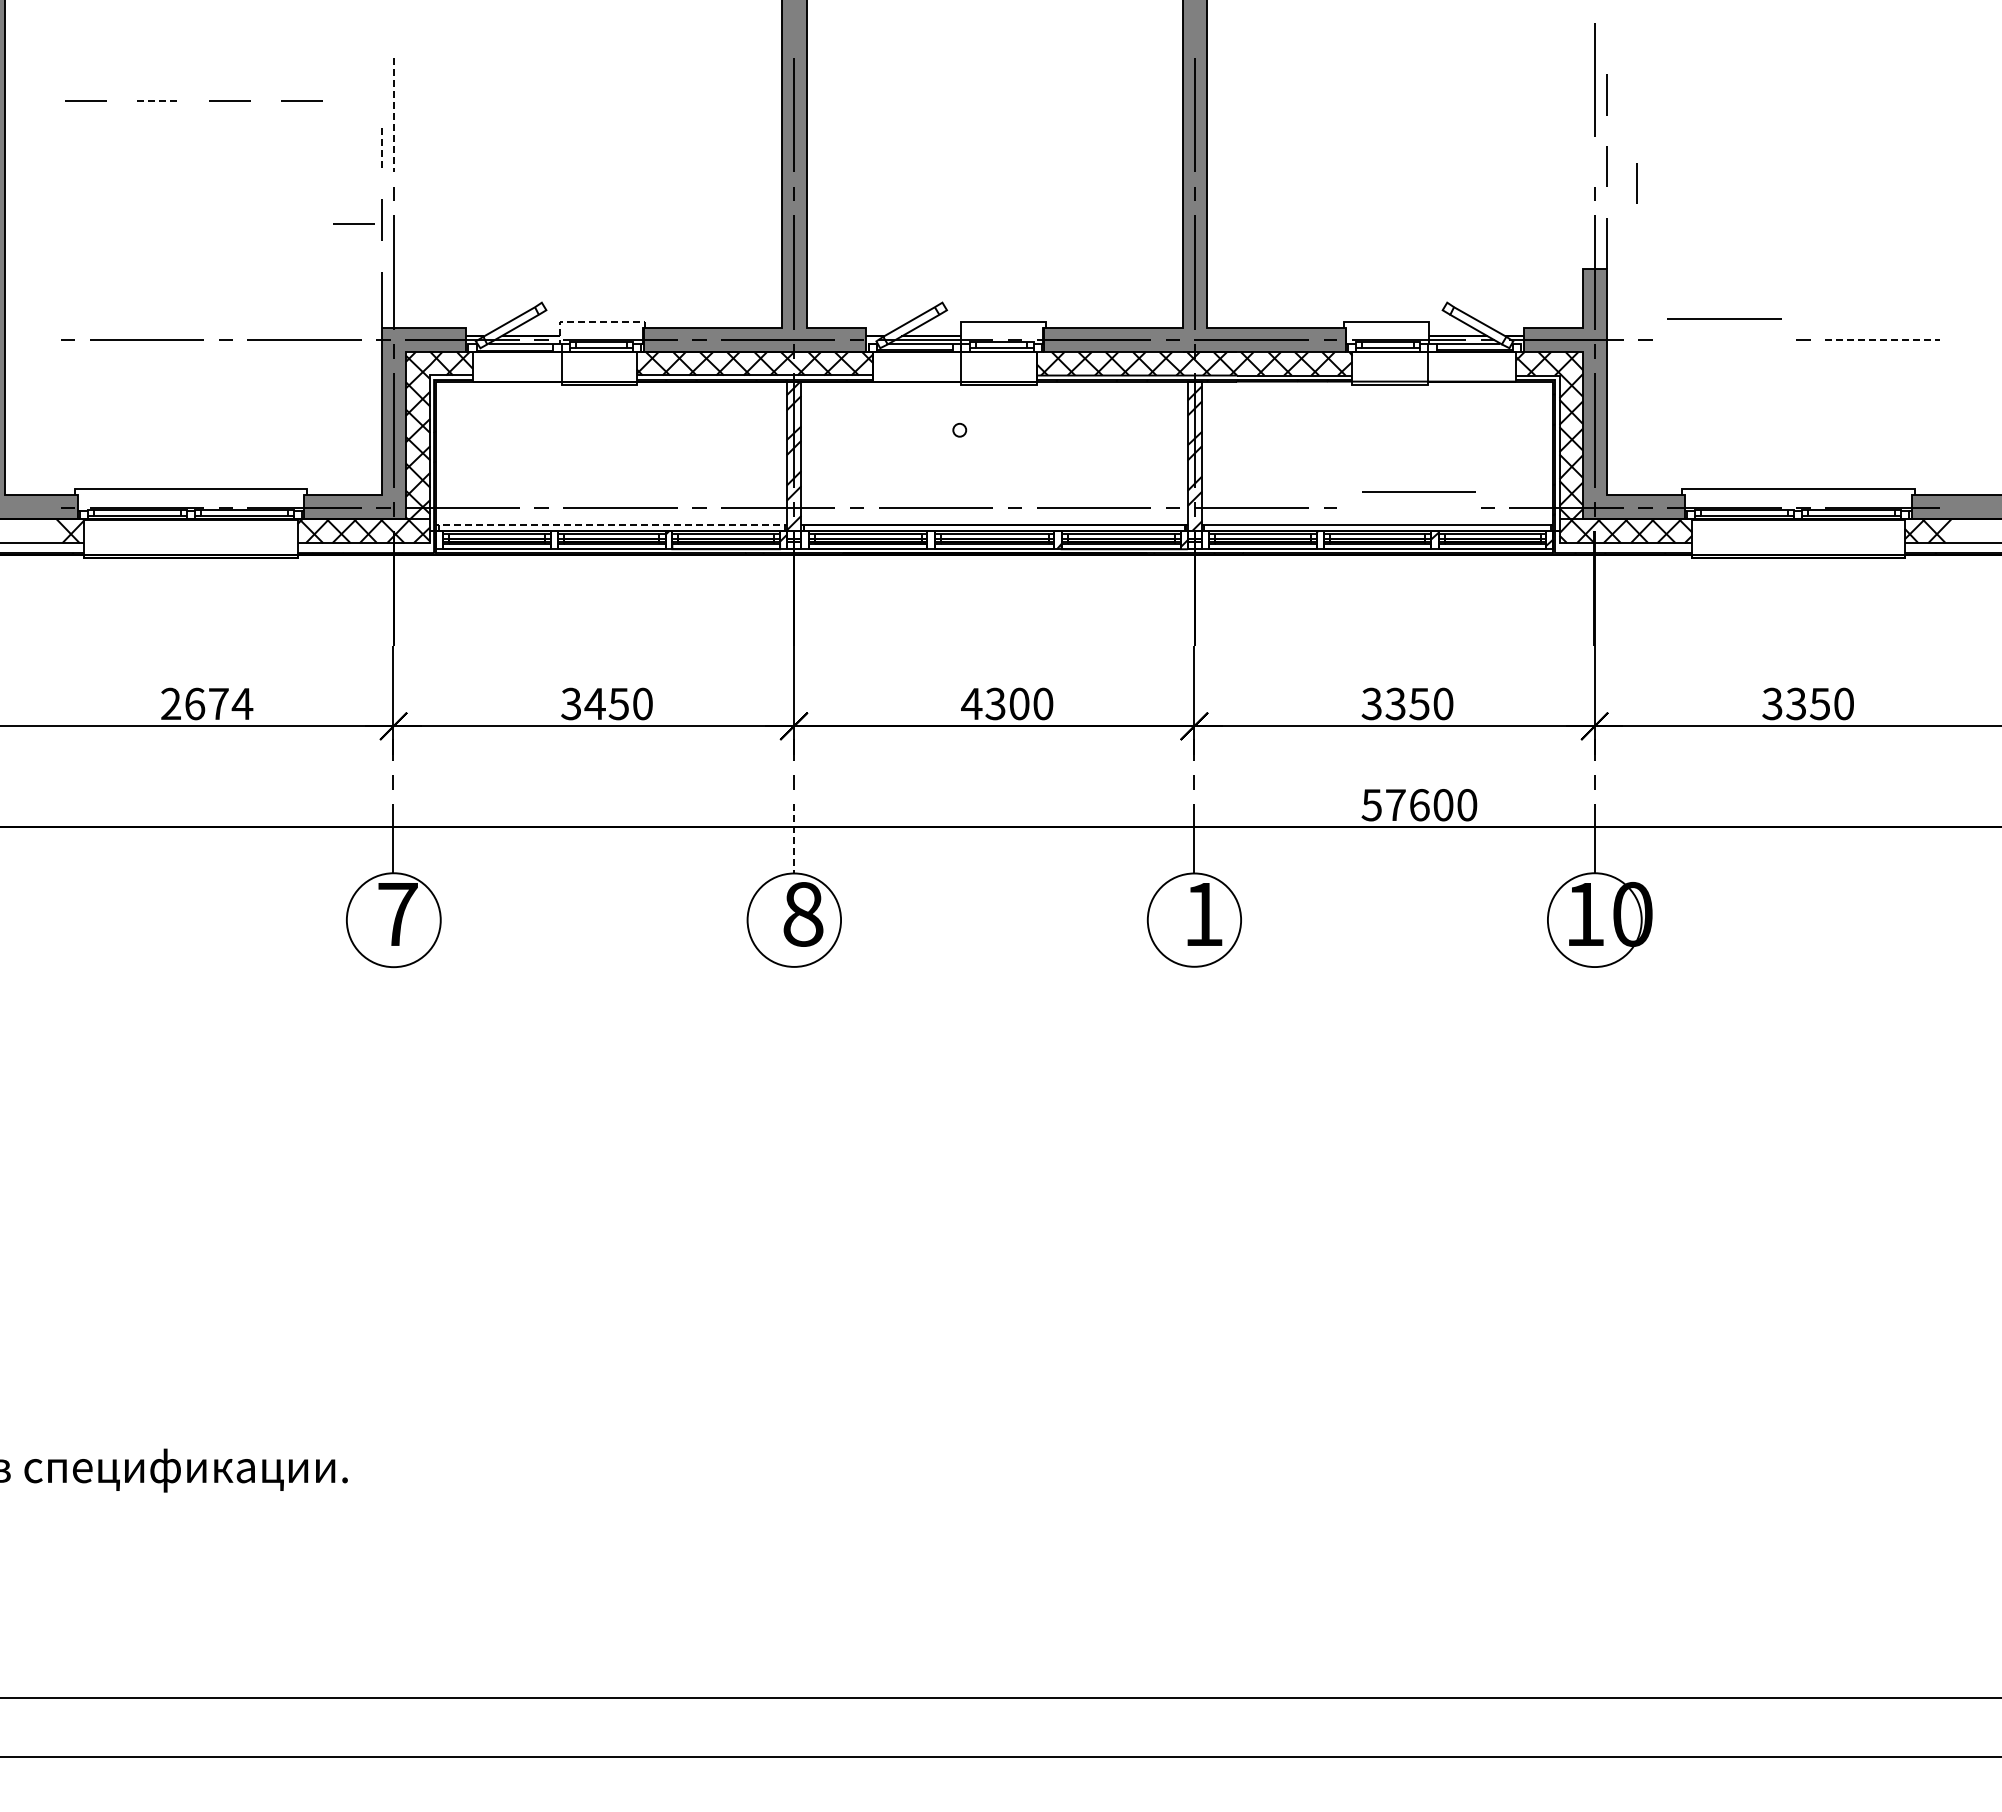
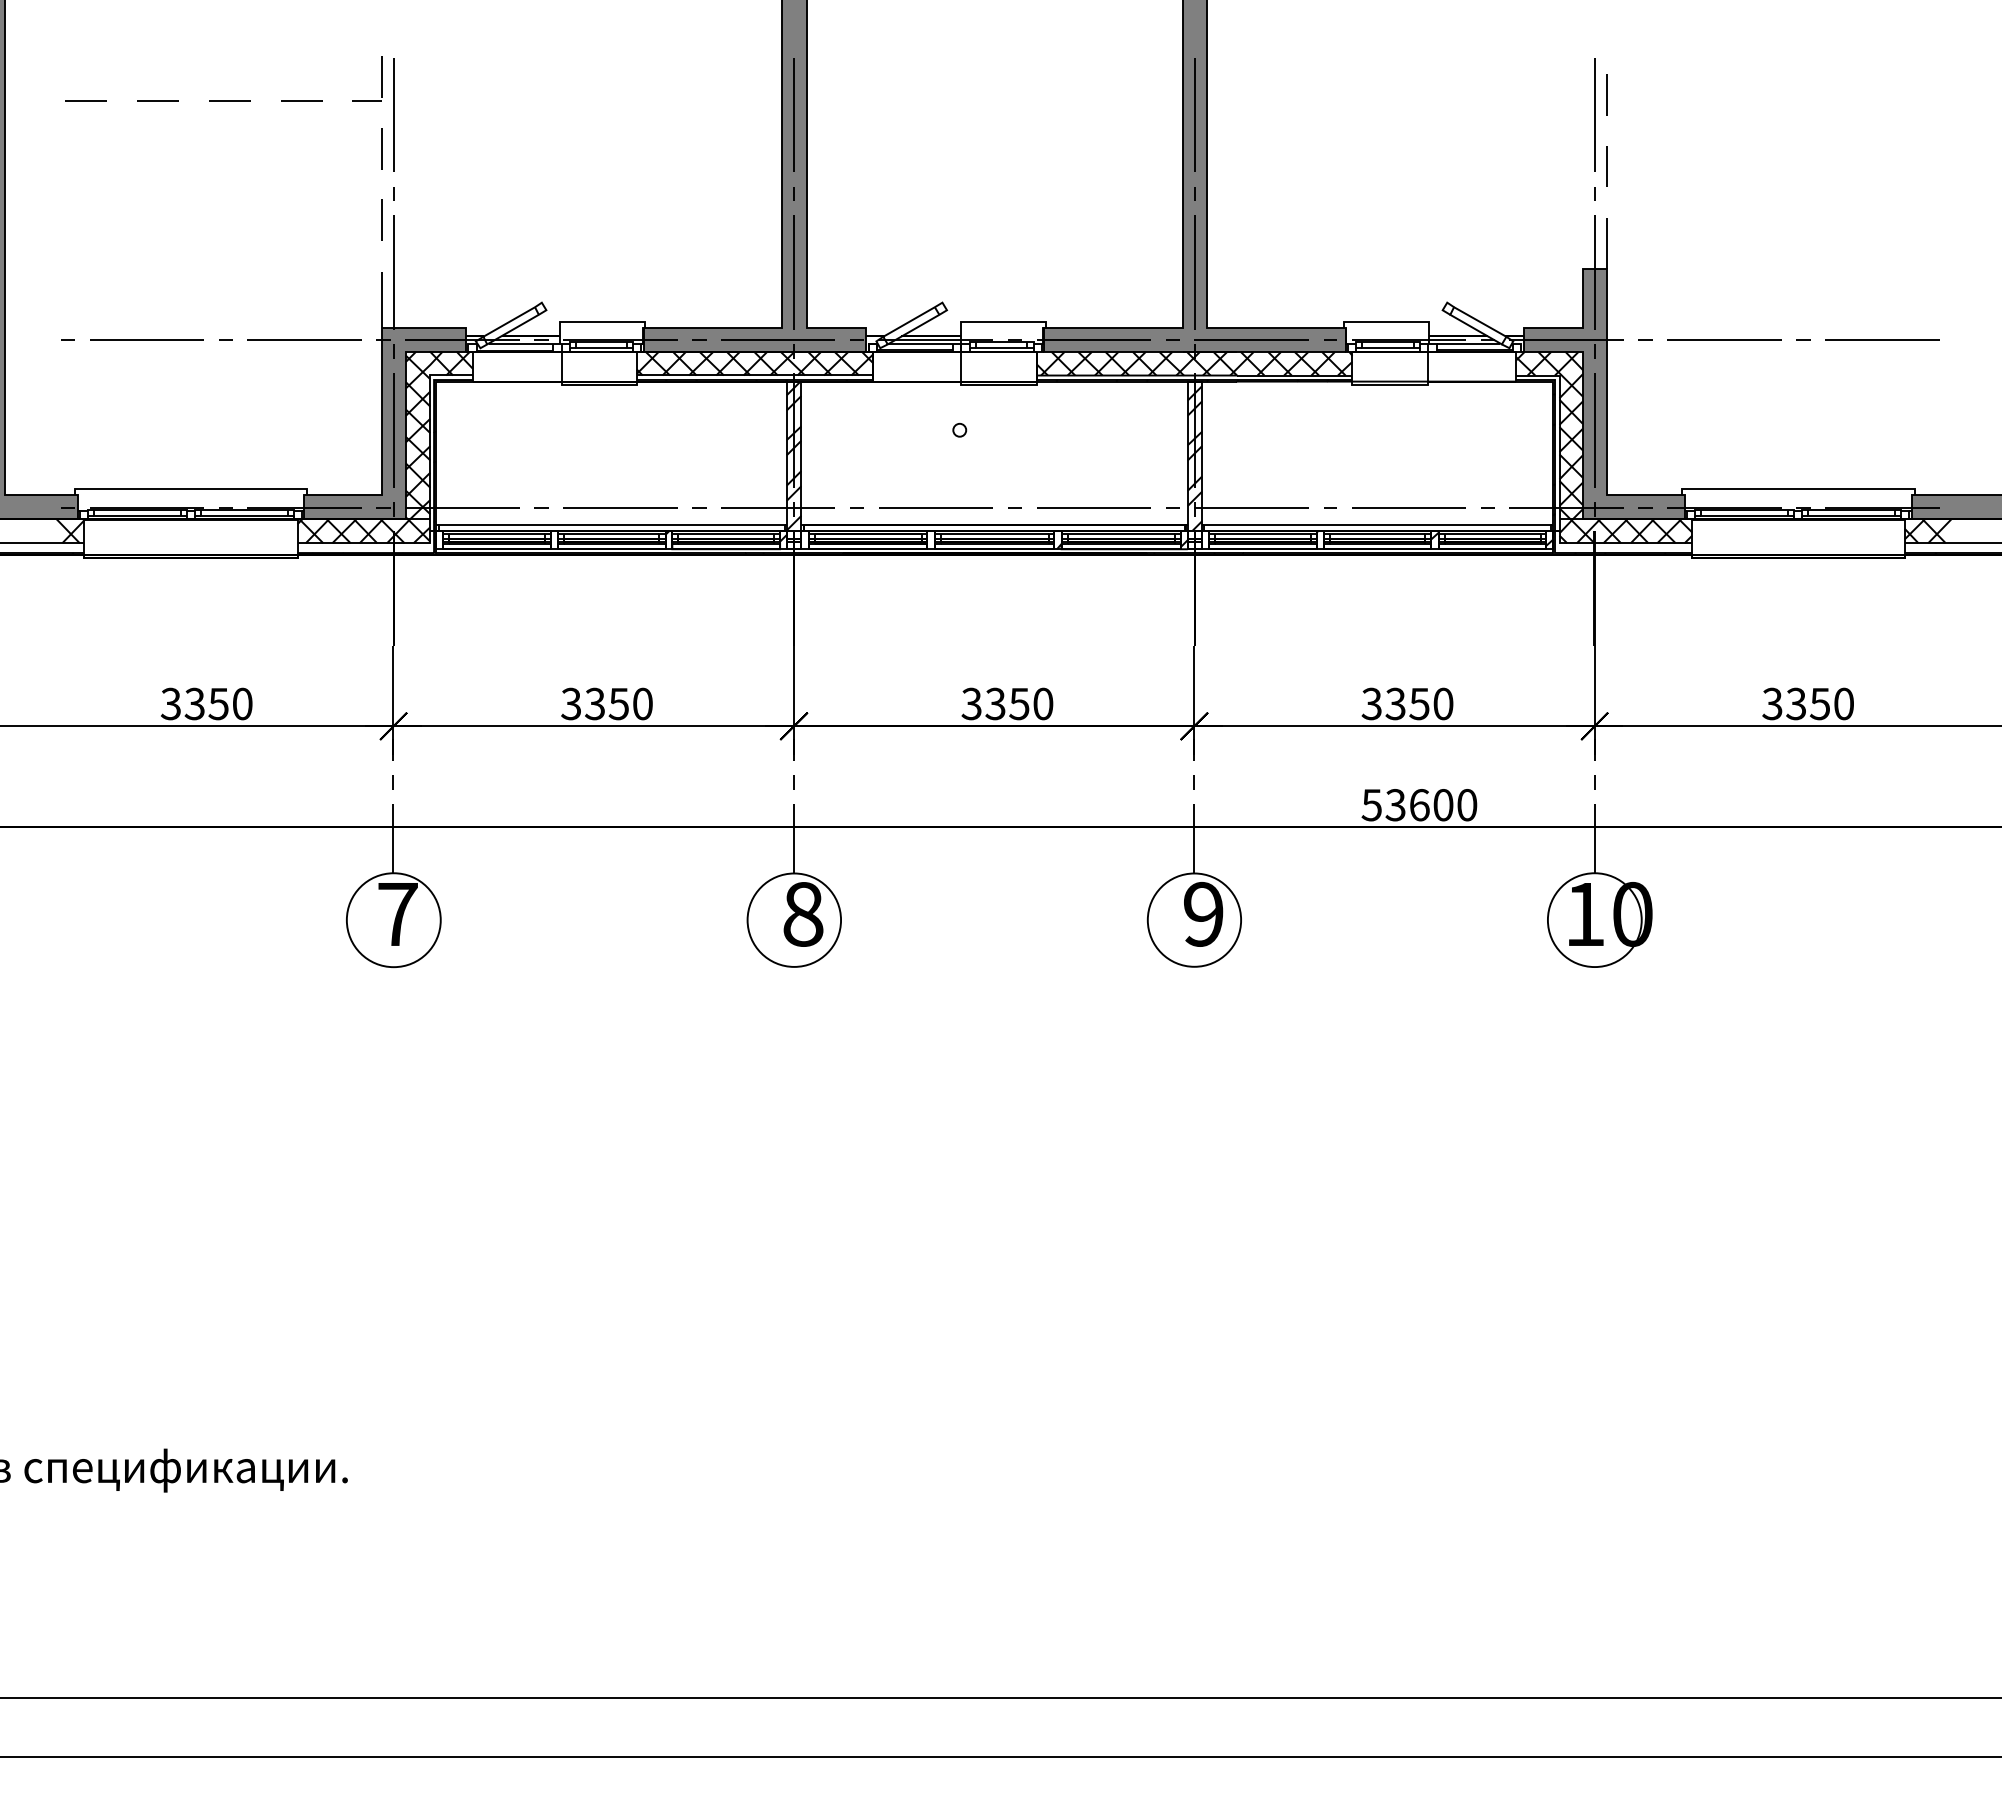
part: none -> present (381, 78)
line position: (1594, 79) -> (1594, 114) (1594, 114)
line: dashed -> solid (158, 100)
line: dashed -> solid (393, 115)
line: dashed -> solid (382, 149)
line: present -> none (1636, 183)
line: present -> none (353, 223)
line position: (1724, 318) -> (1724, 339) (1724, 339)
line: dashed -> solid (594, 321)
line: dashed -> solid (1882, 339)
line position: (1418, 491) -> (1408, 507) (1408, 507)
line: dashed -> solid (611, 524)
text: 2674 -> 3350 (207, 703)
text: 3450 -> 3350 (594, 703)
text: 4300 -> 3350 (995, 703)
text: 57600 -> 53600 (1395, 805)
line: dashed -> solid (793, 838)
text: 1 -> 9 (1203, 914)
